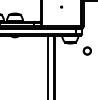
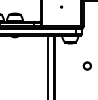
part position: (86, 50) -> (86, 65) (86, 65)
